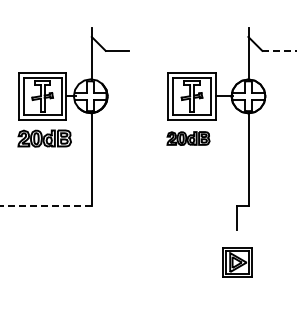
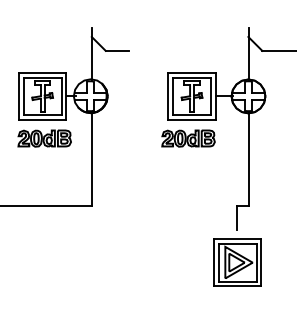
line: dashed -> solid (279, 50)
part size: 45x15 px -> 55x19 px (188, 138)
line: dashed -> solid (45, 206)
part size: 31x31 px -> 49x49 px (237, 262)
